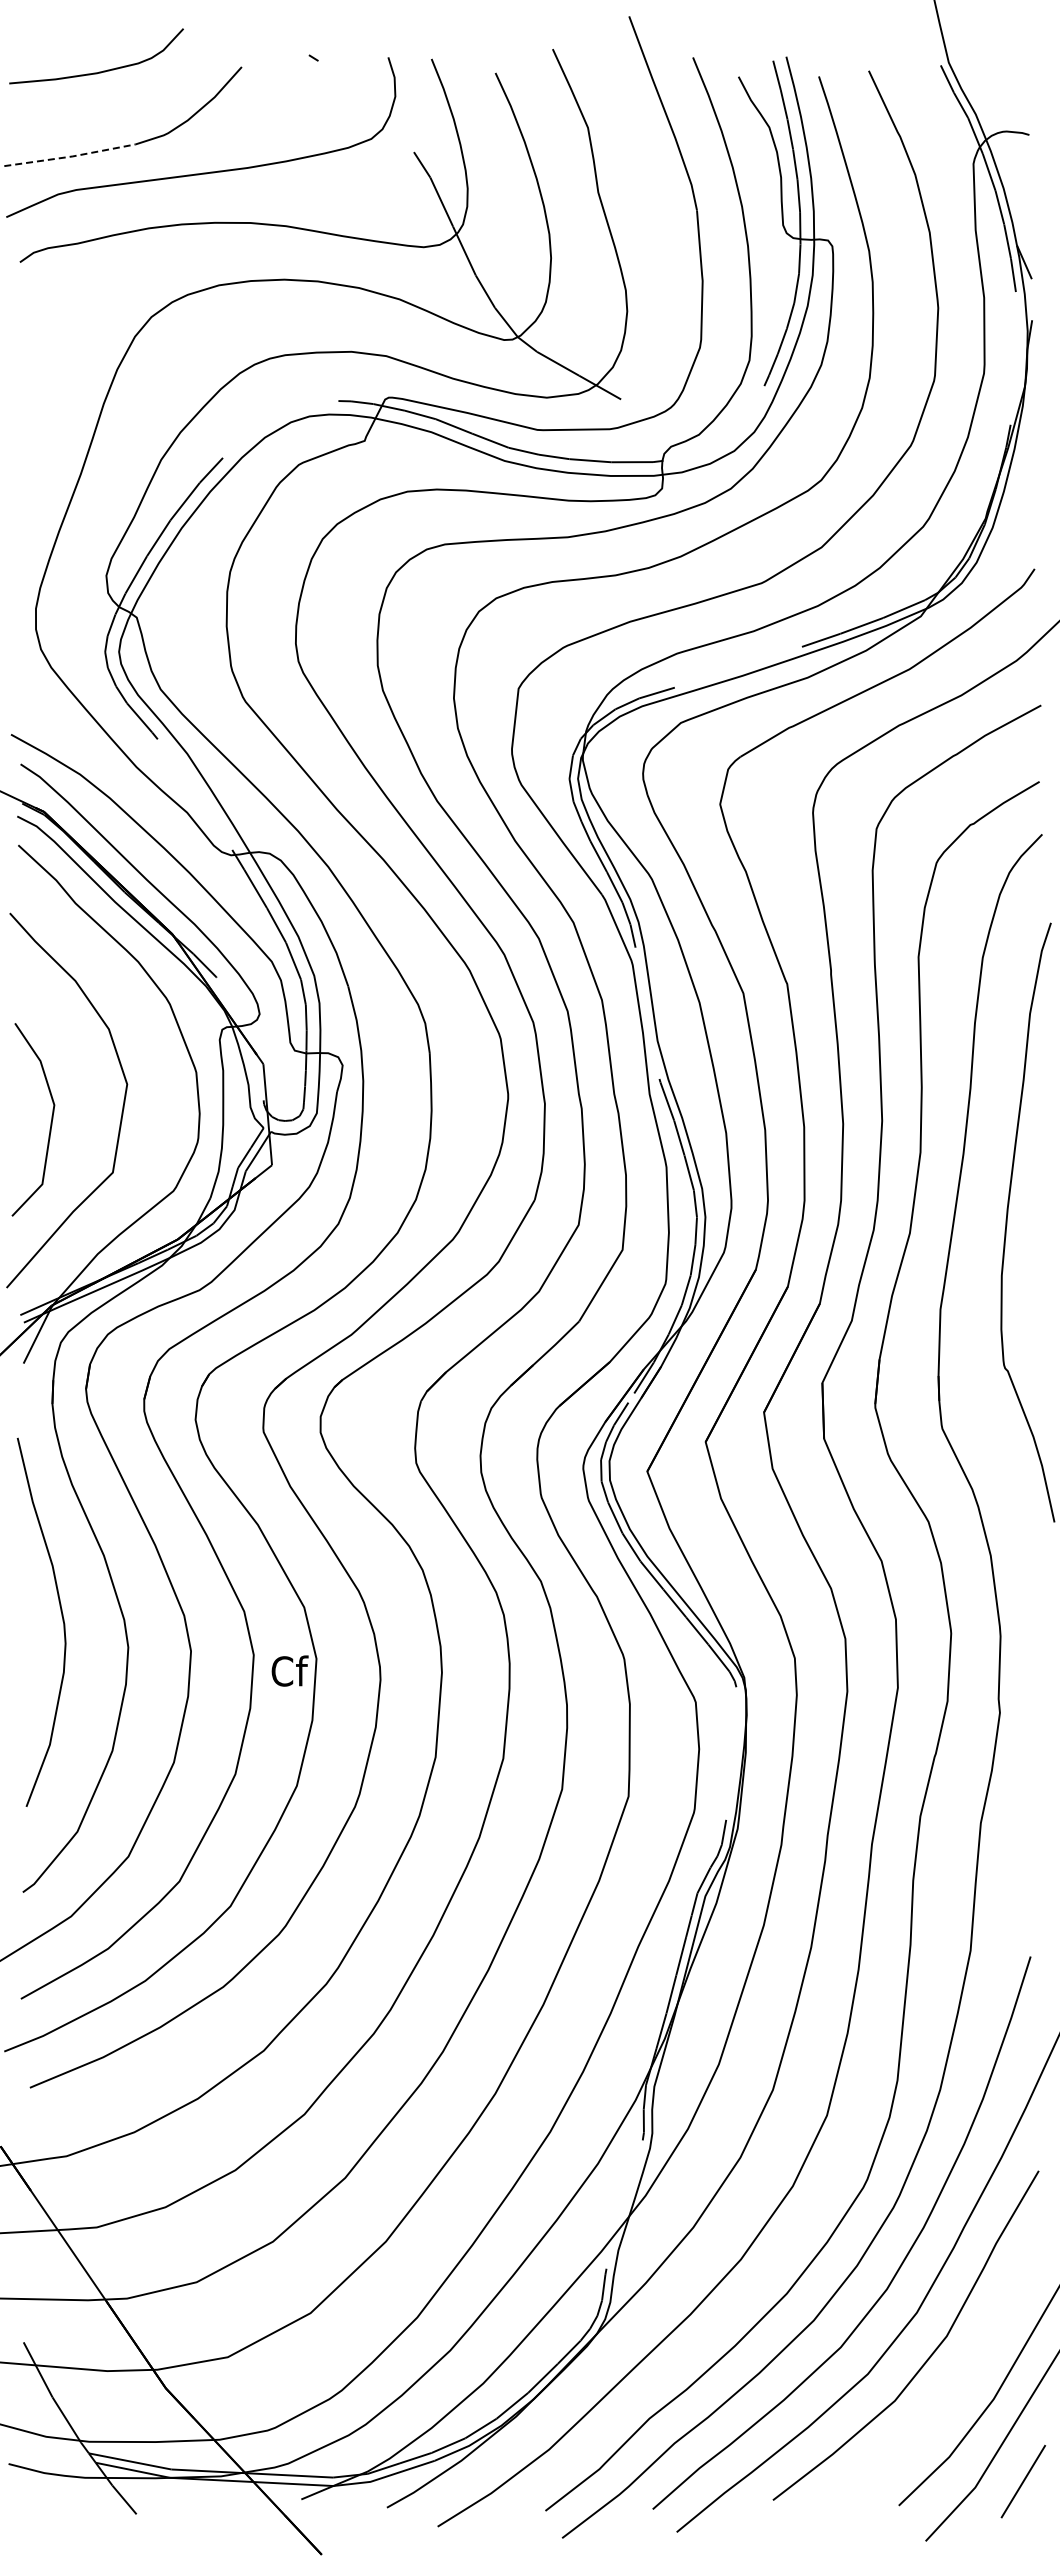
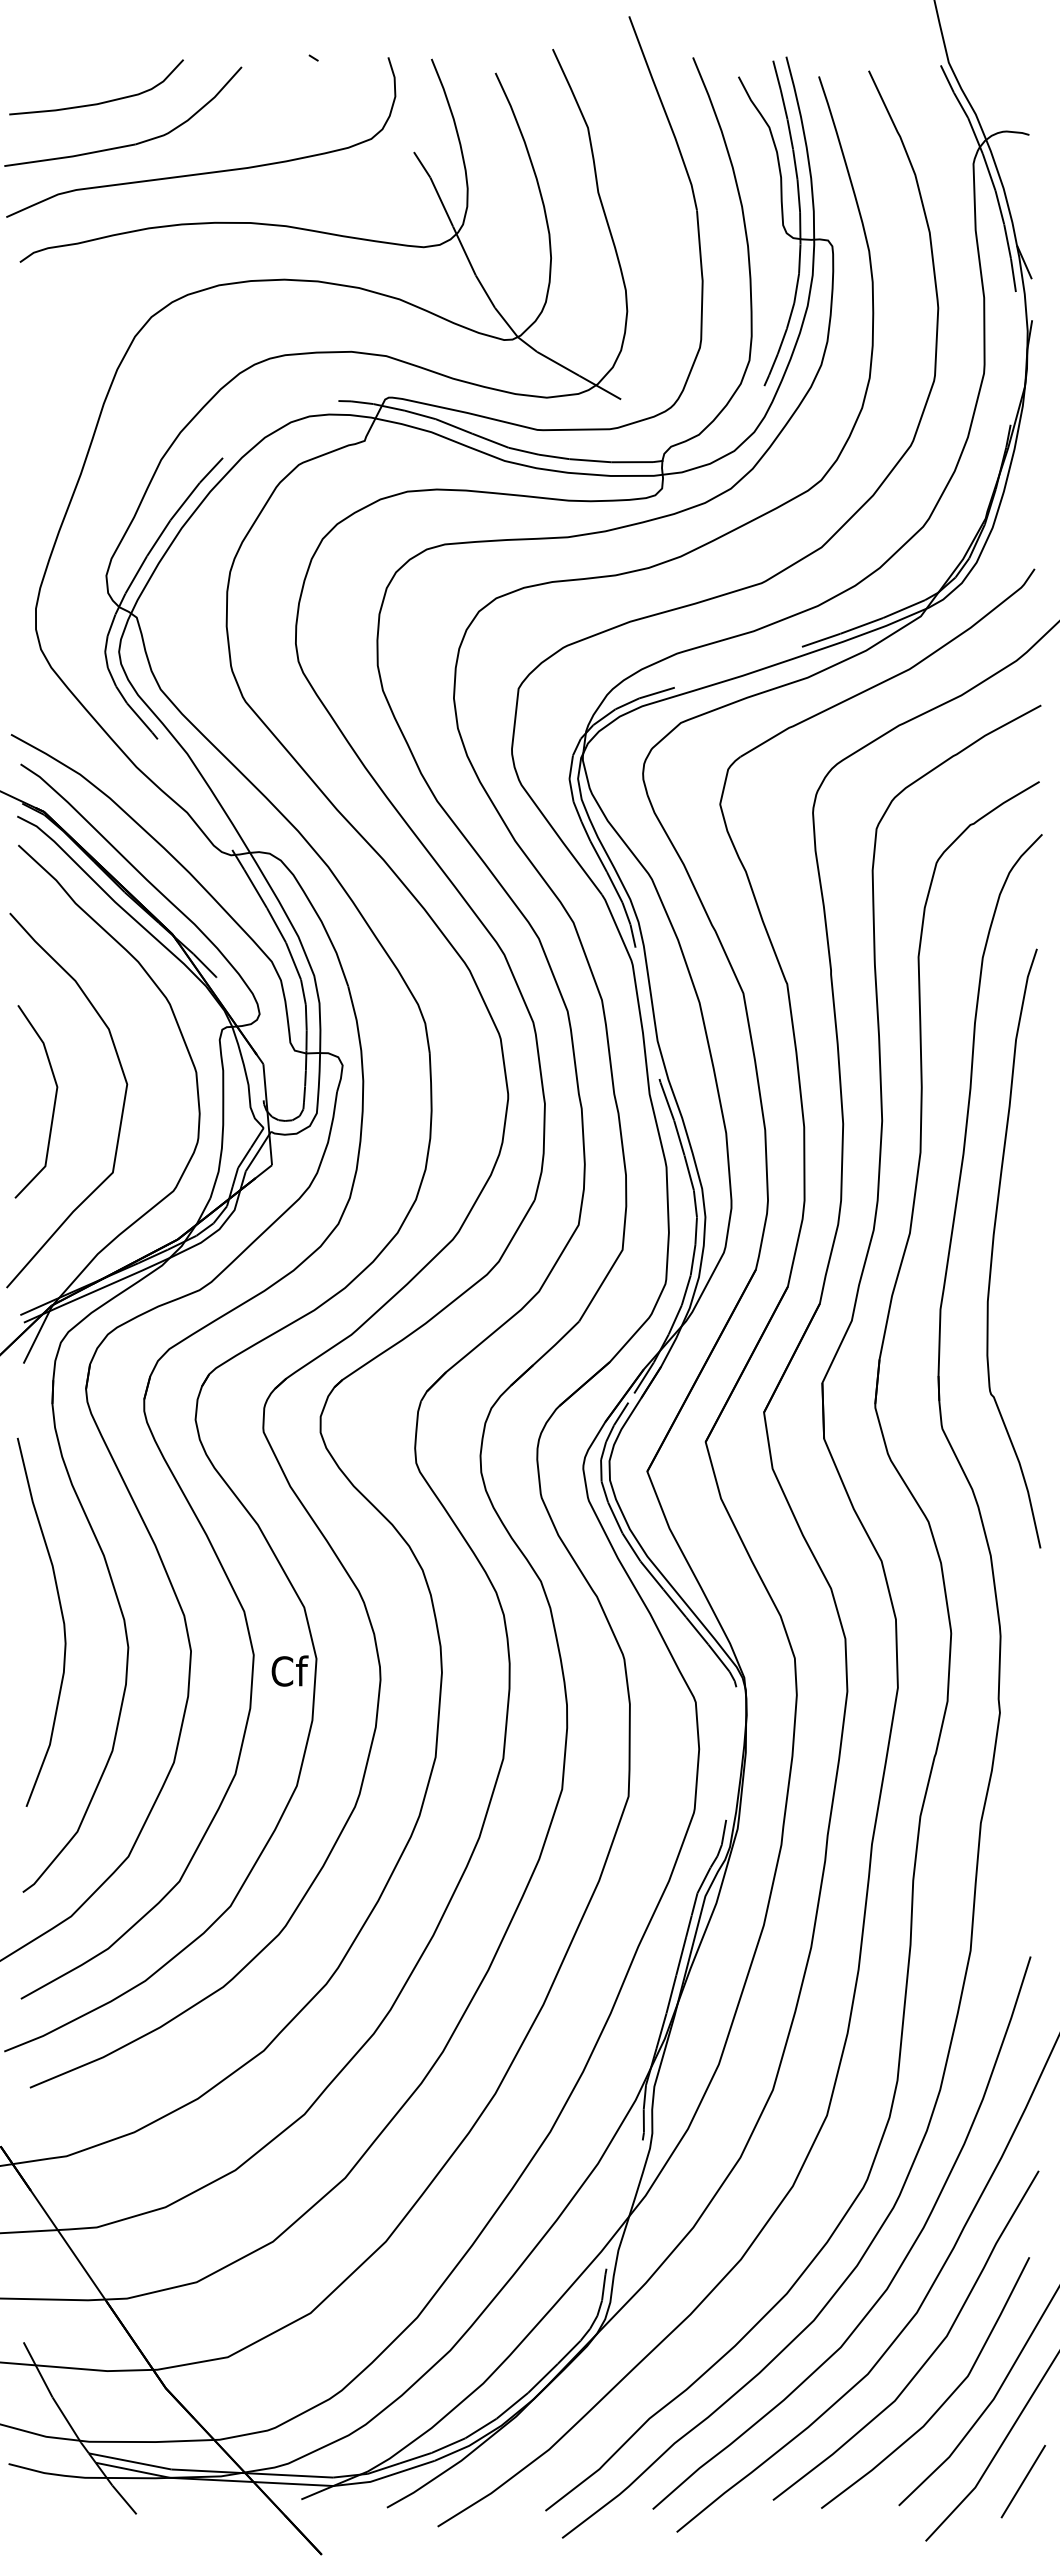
curve position: (99, 71) -> (99, 102) (99, 102)
line: dashed -> solid (70, 156)
line position: (50, 1122) -> (53, 1104) (53, 1104)
curve position: (1007, 1222) -> (993, 1248) (993, 1248)
curve: none -> present (946, 2398)
